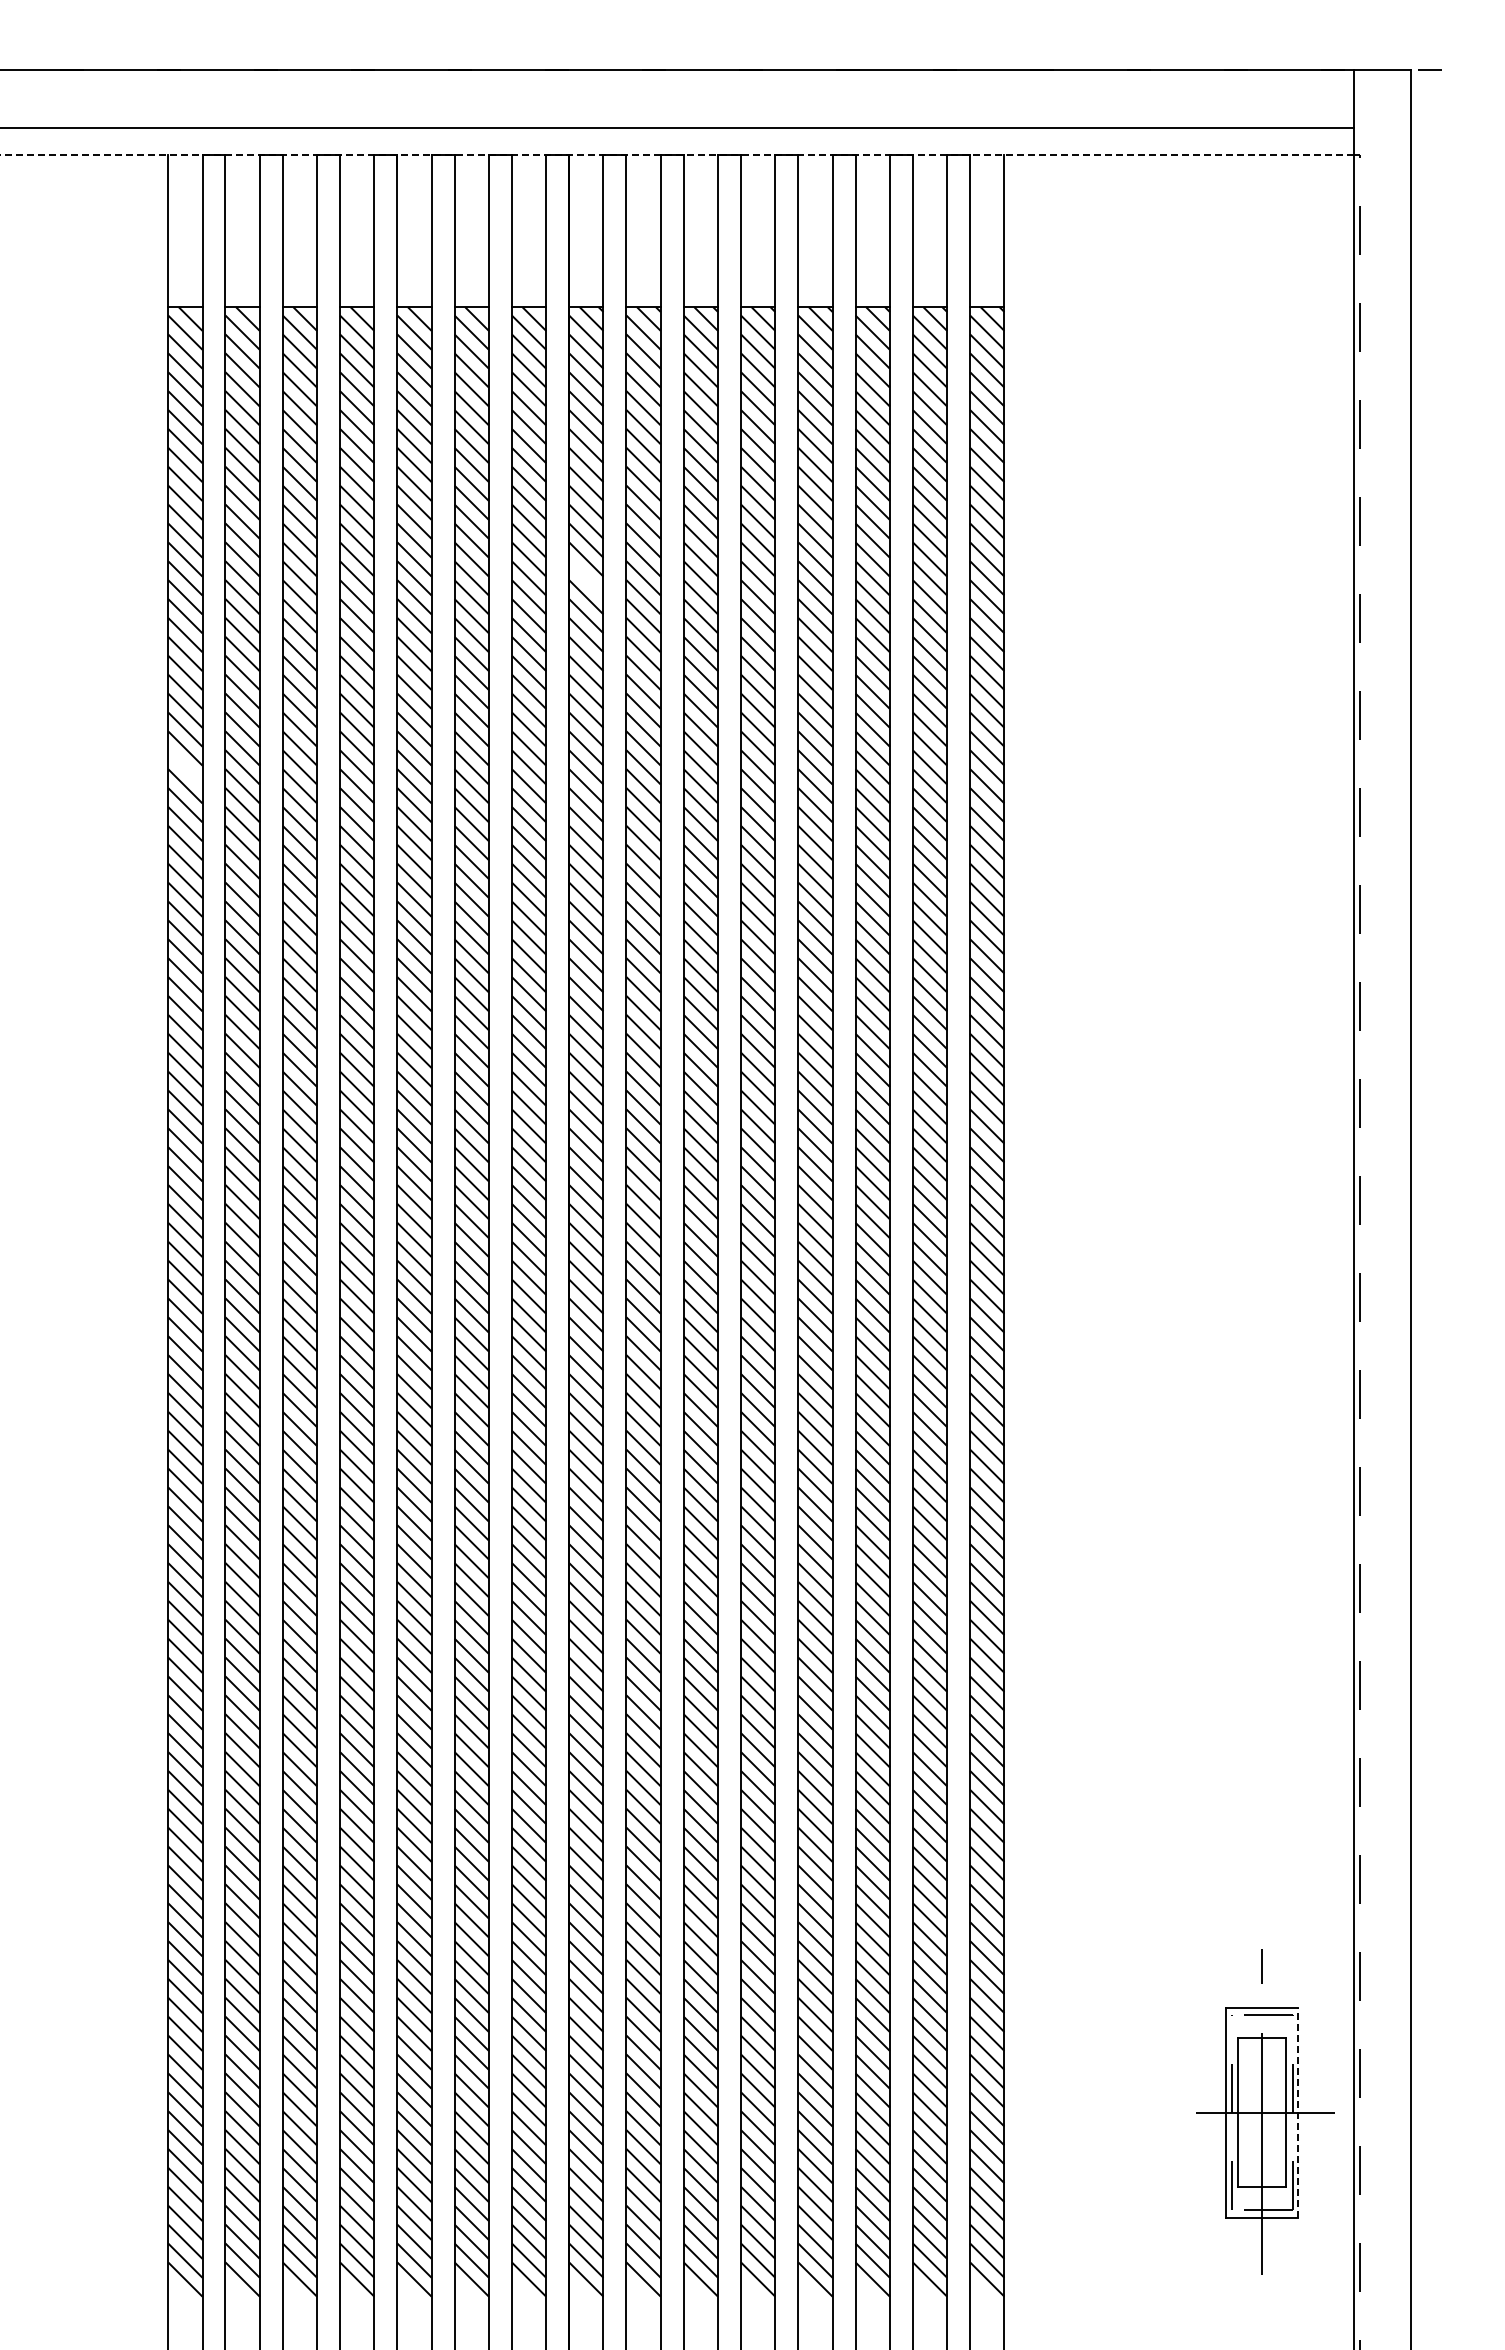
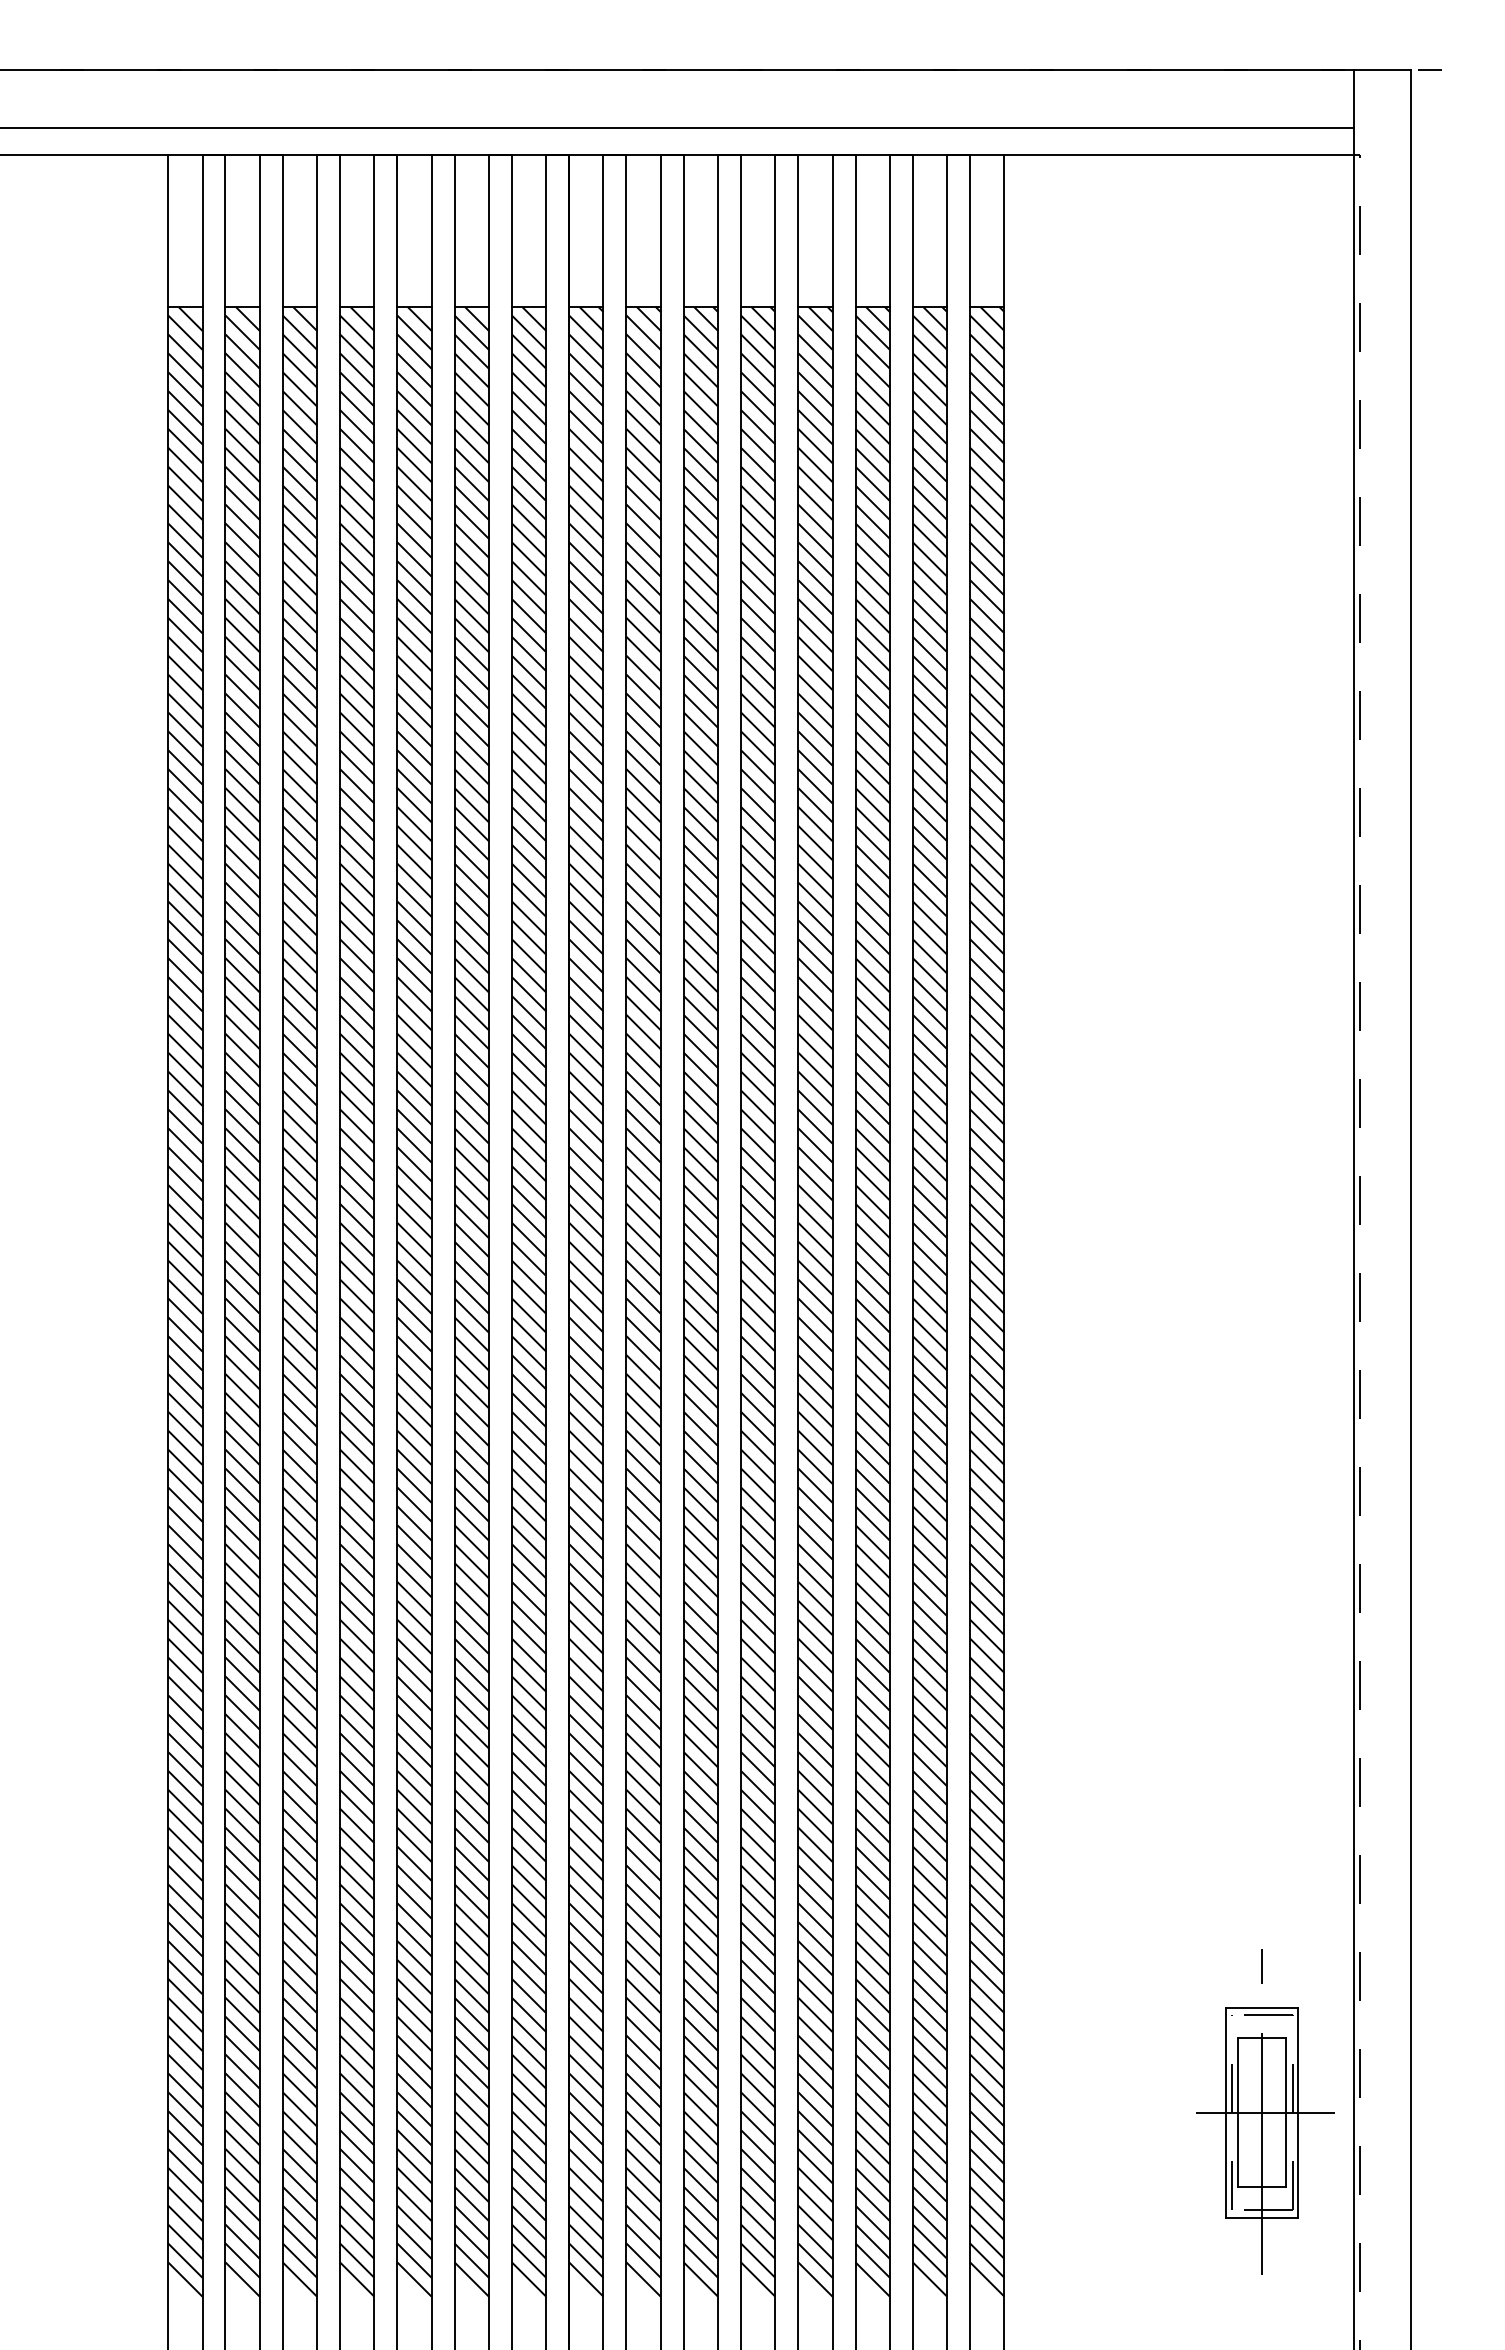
line: dashed -> solid (676, 154)
line: none -> present (586, 578)
line: none -> present (185, 767)
line: dashed -> solid (1298, 2112)
